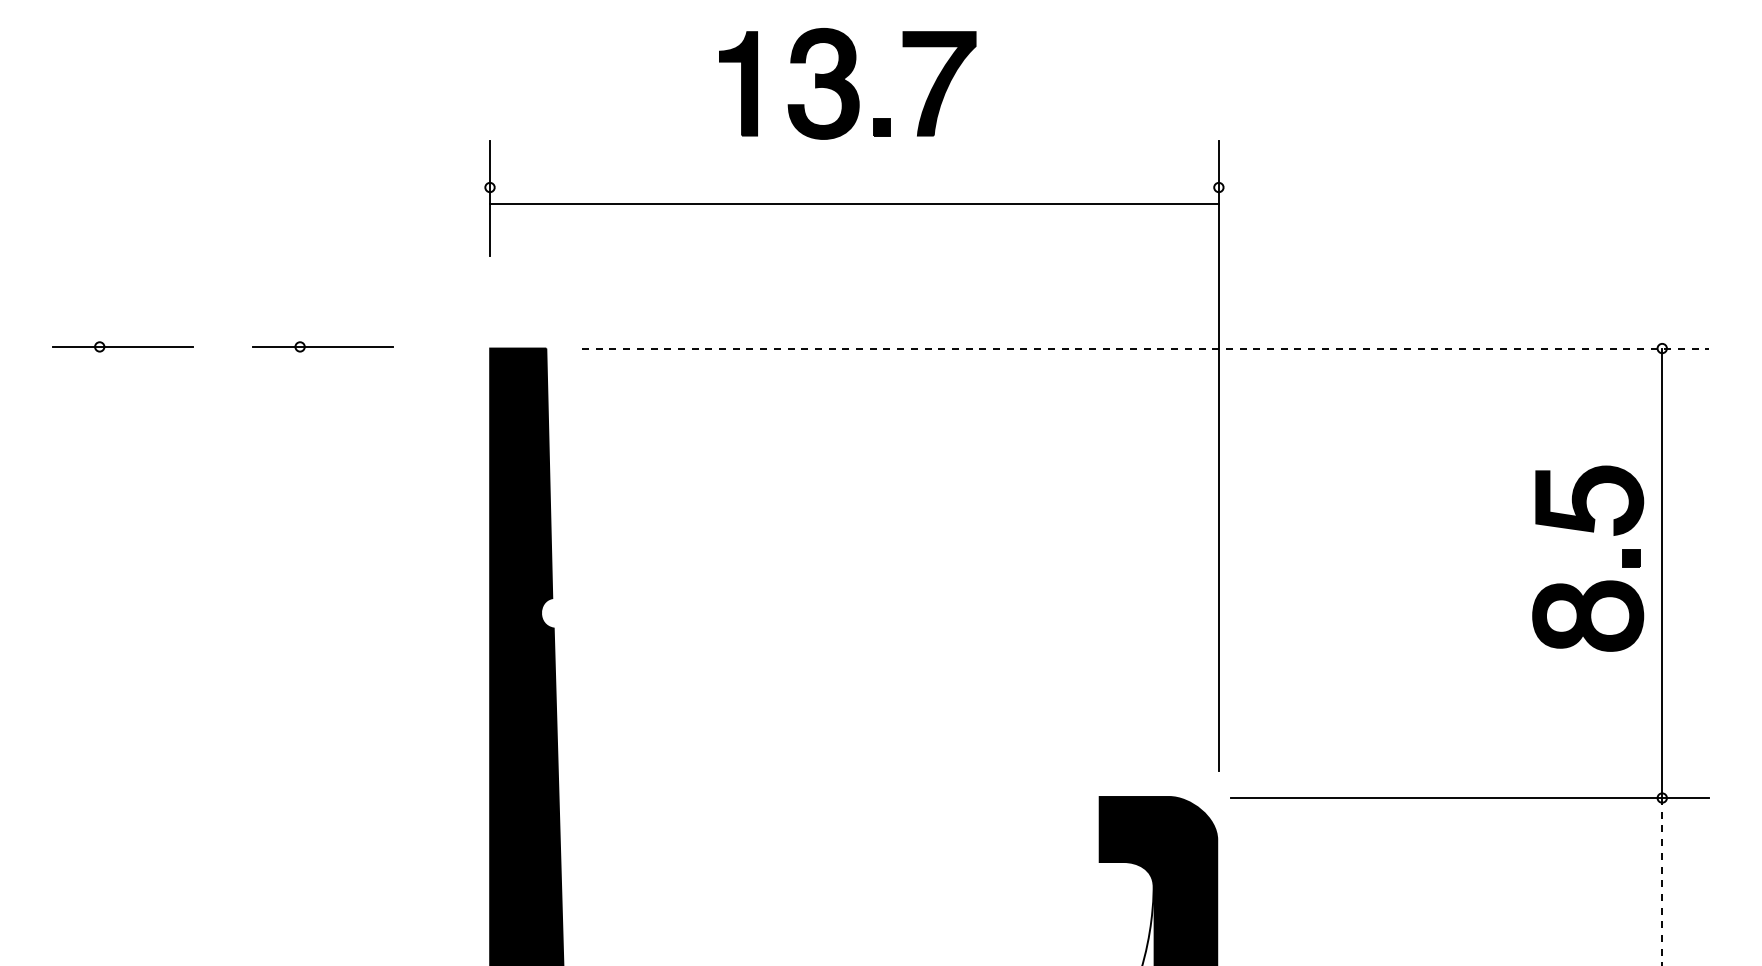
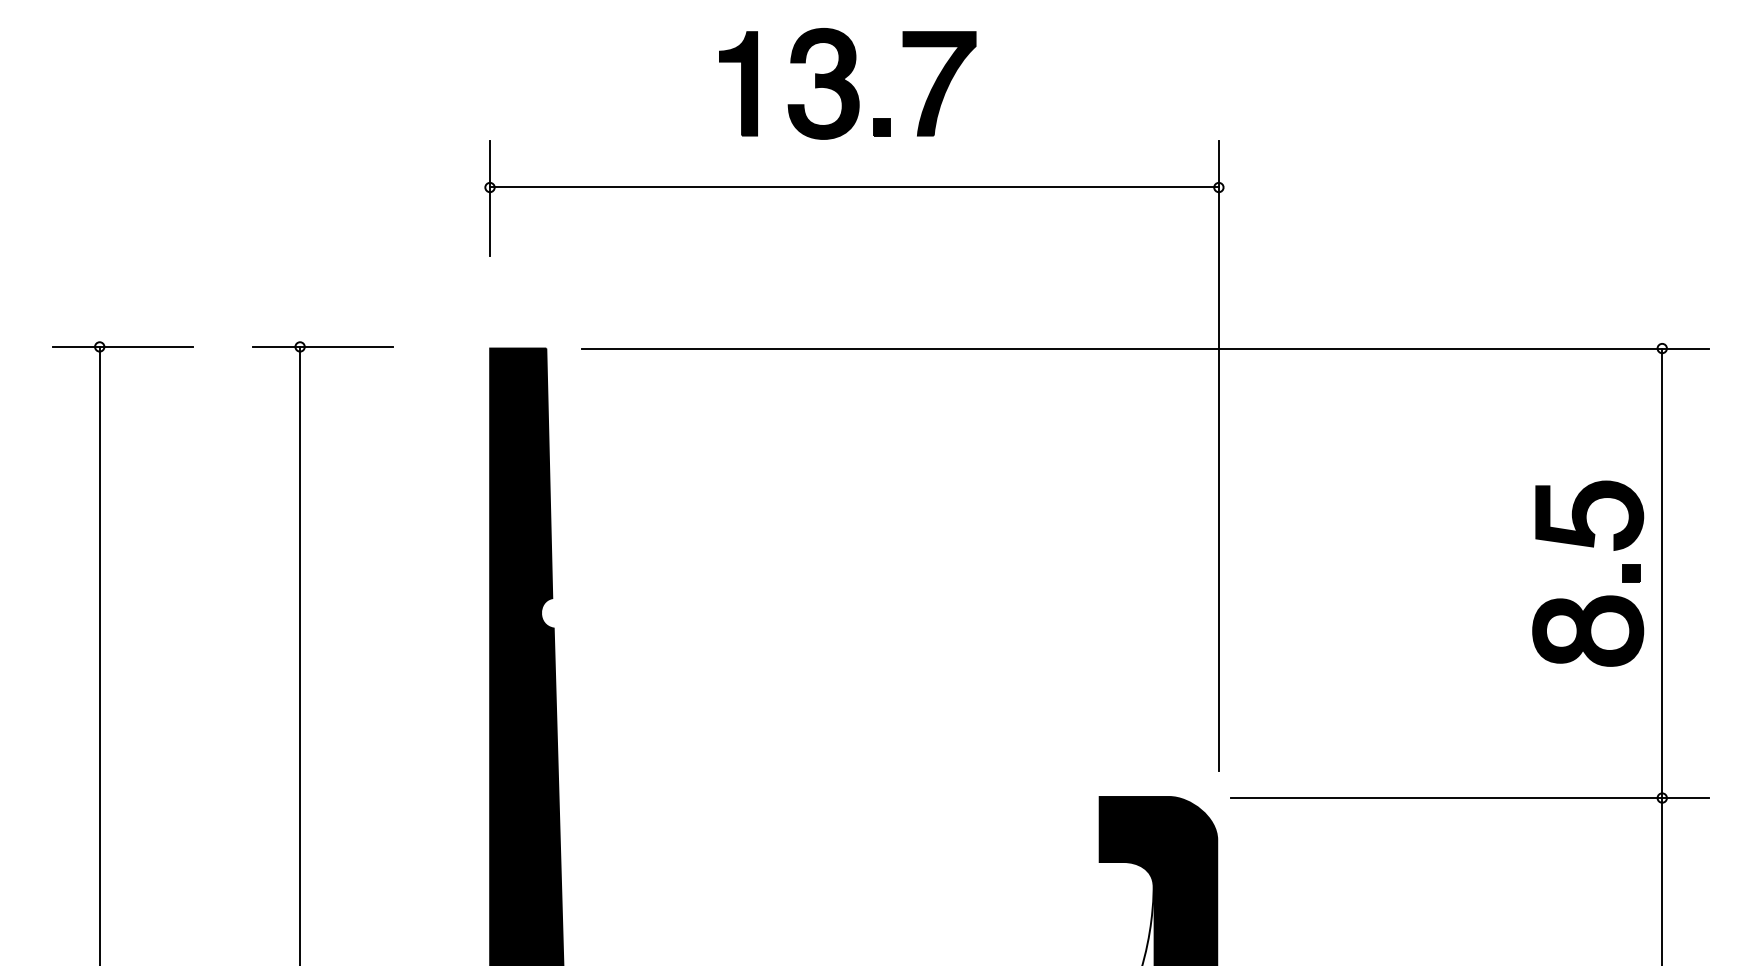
line position: (854, 204) -> (854, 187) (854, 187)
line: dashed -> solid (1145, 348)
part position: (1597, 582) -> (1597, 597) (1597, 597)
line: none -> present (99, 654)
line: none -> present (300, 654)
line: dashed -> solid (1662, 882)
